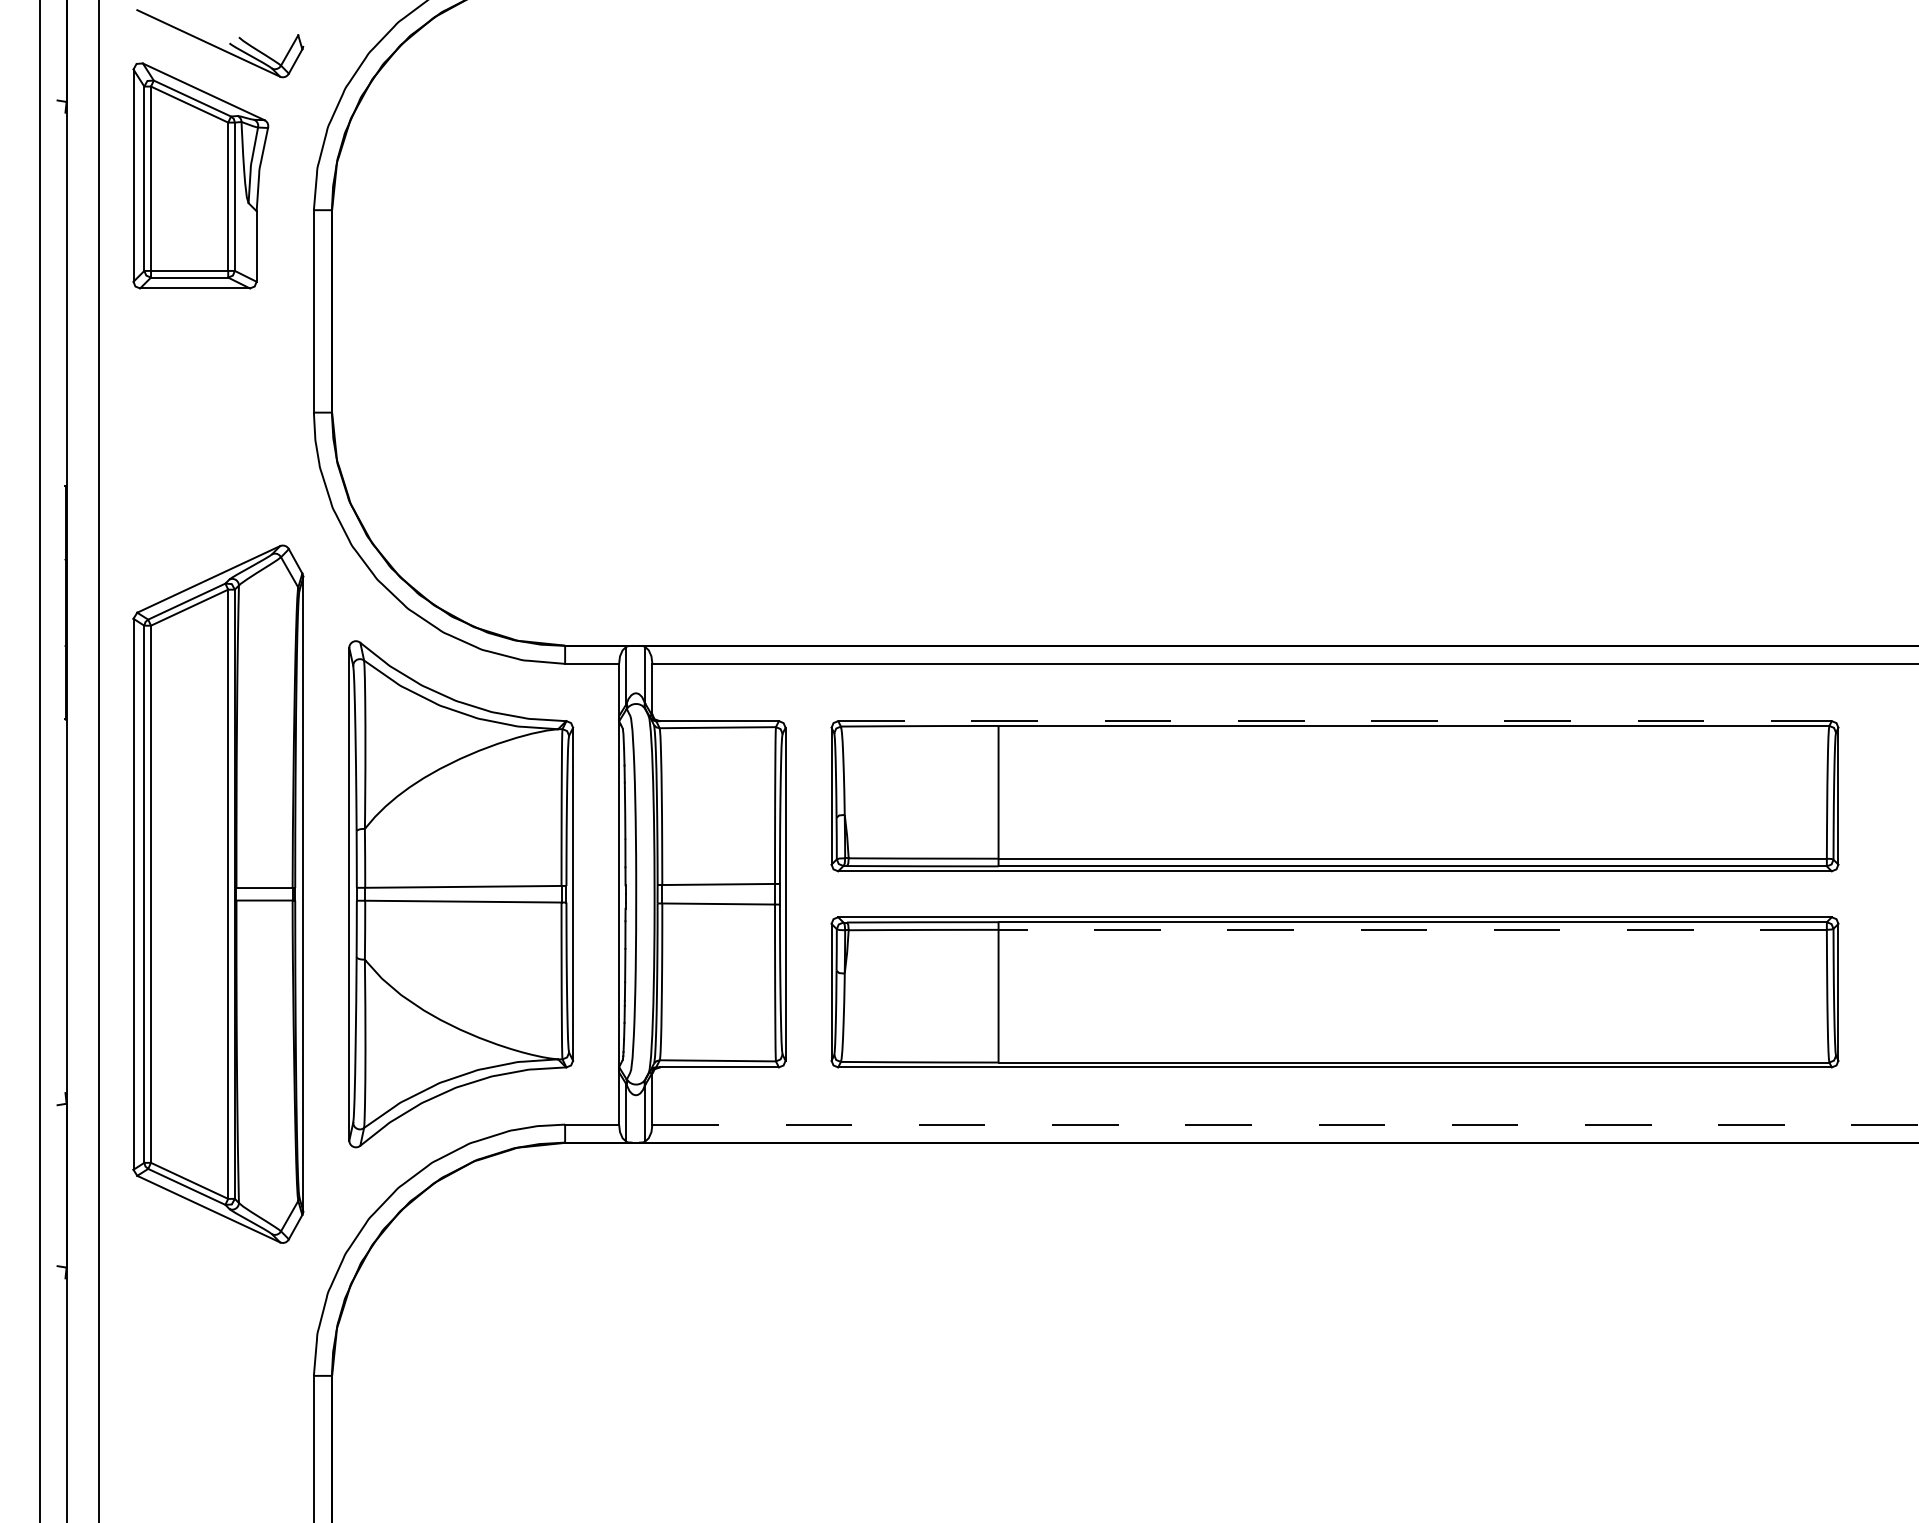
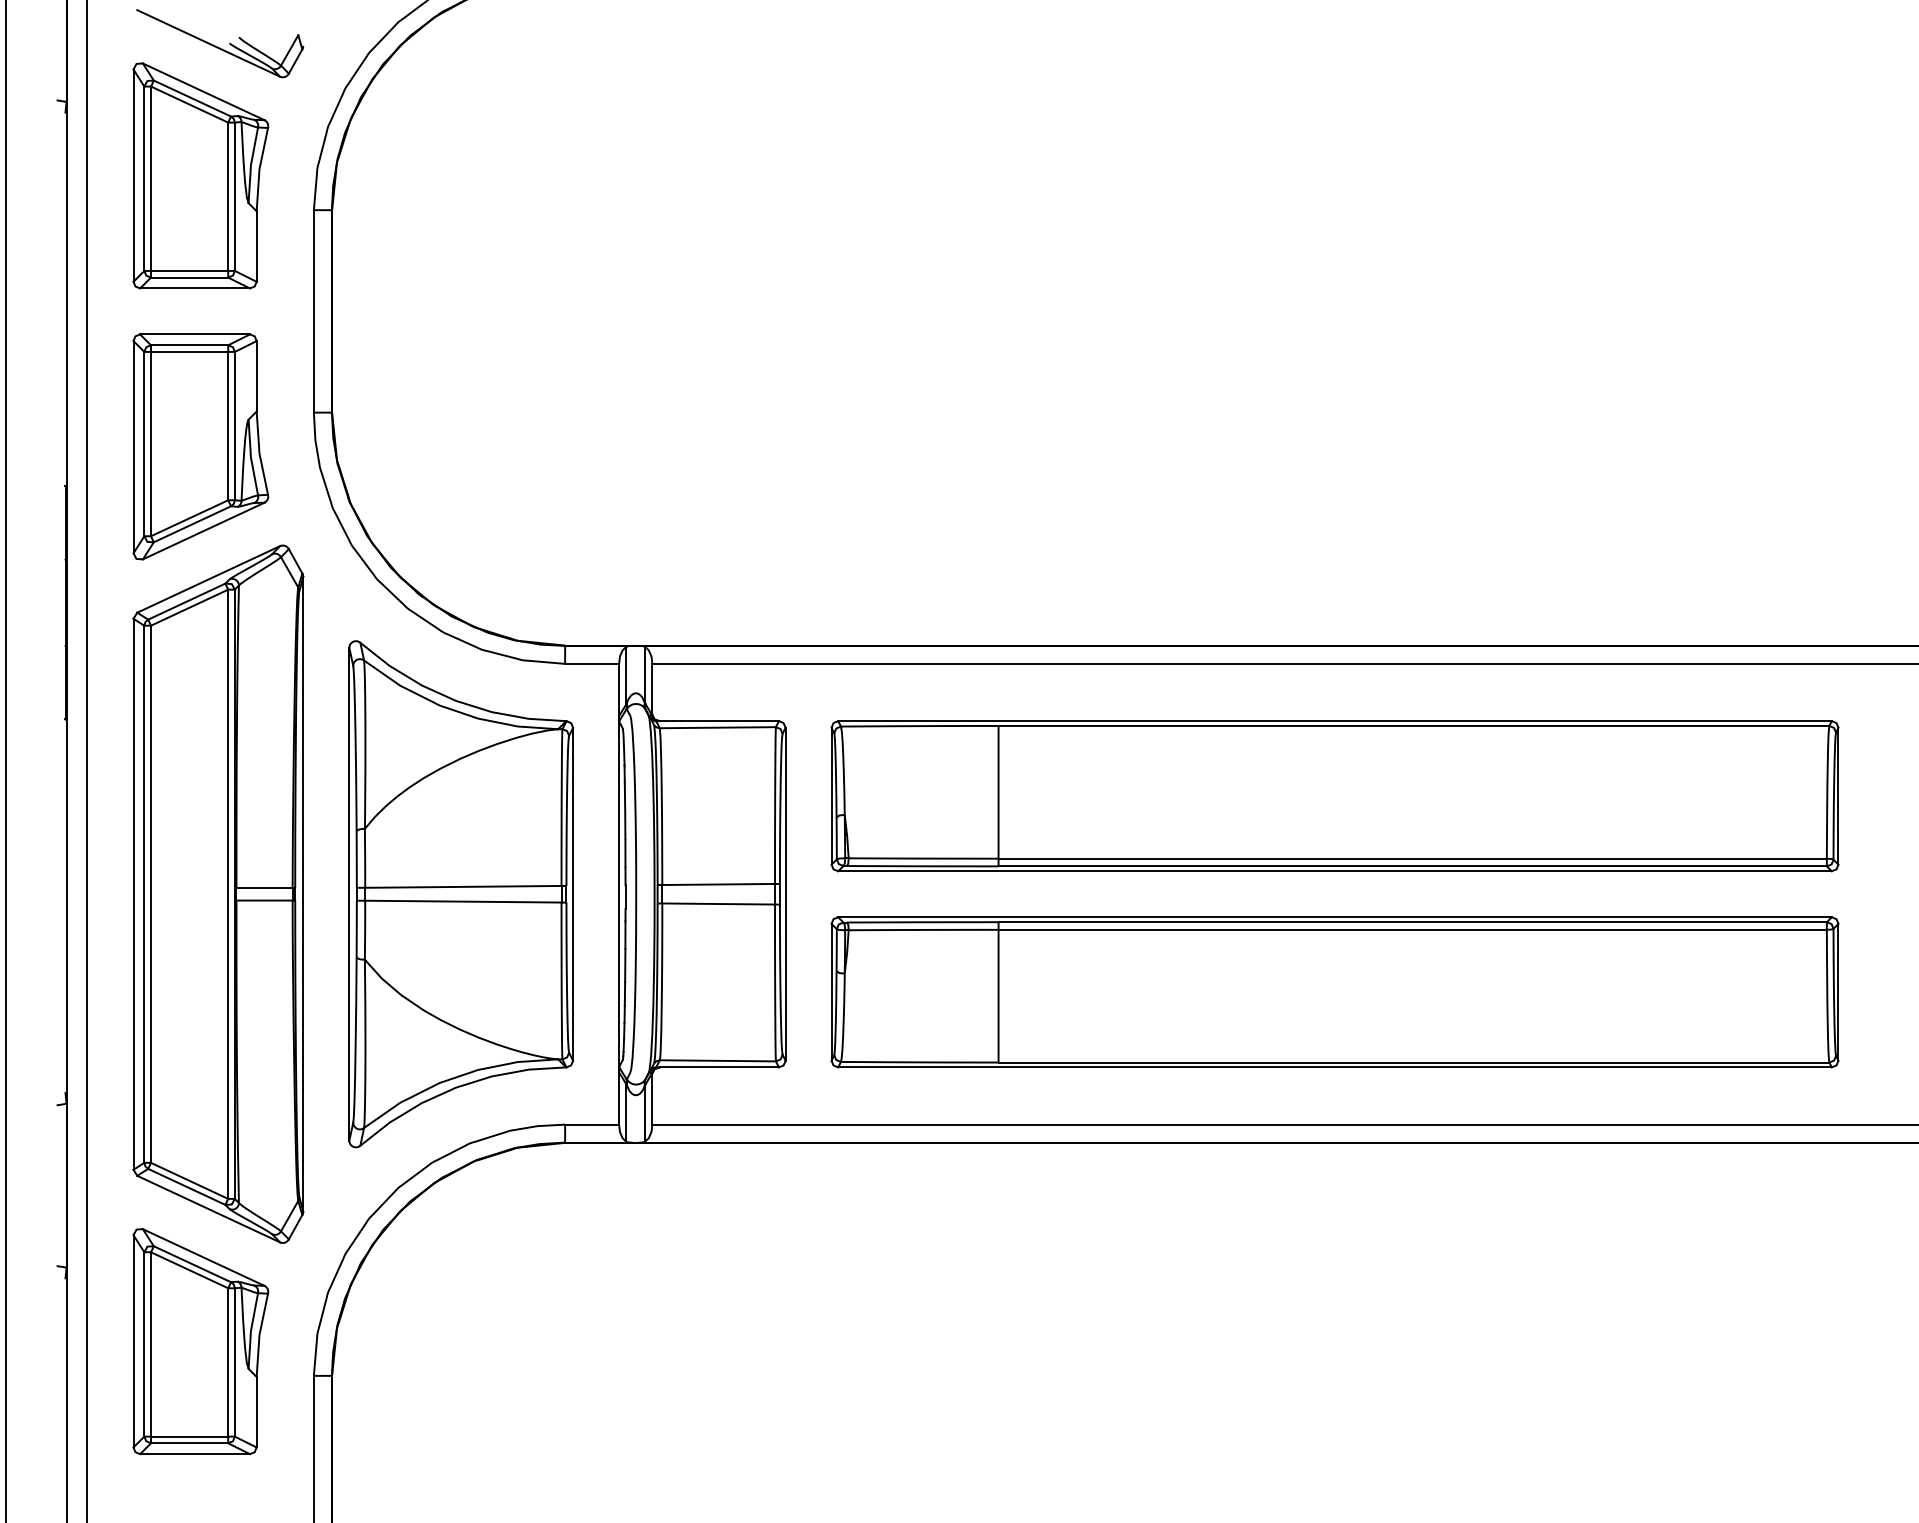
part: none -> present (200, 446)
line: dashed -> solid (1335, 721)
line position: (39, 760) -> (5, 760) (5, 760)
line position: (98, 760) -> (86, 760) (86, 760)
line: dashed -> solid (1412, 929)
line: dashed -> solid (1285, 1124)
part: none -> present (200, 1341)
